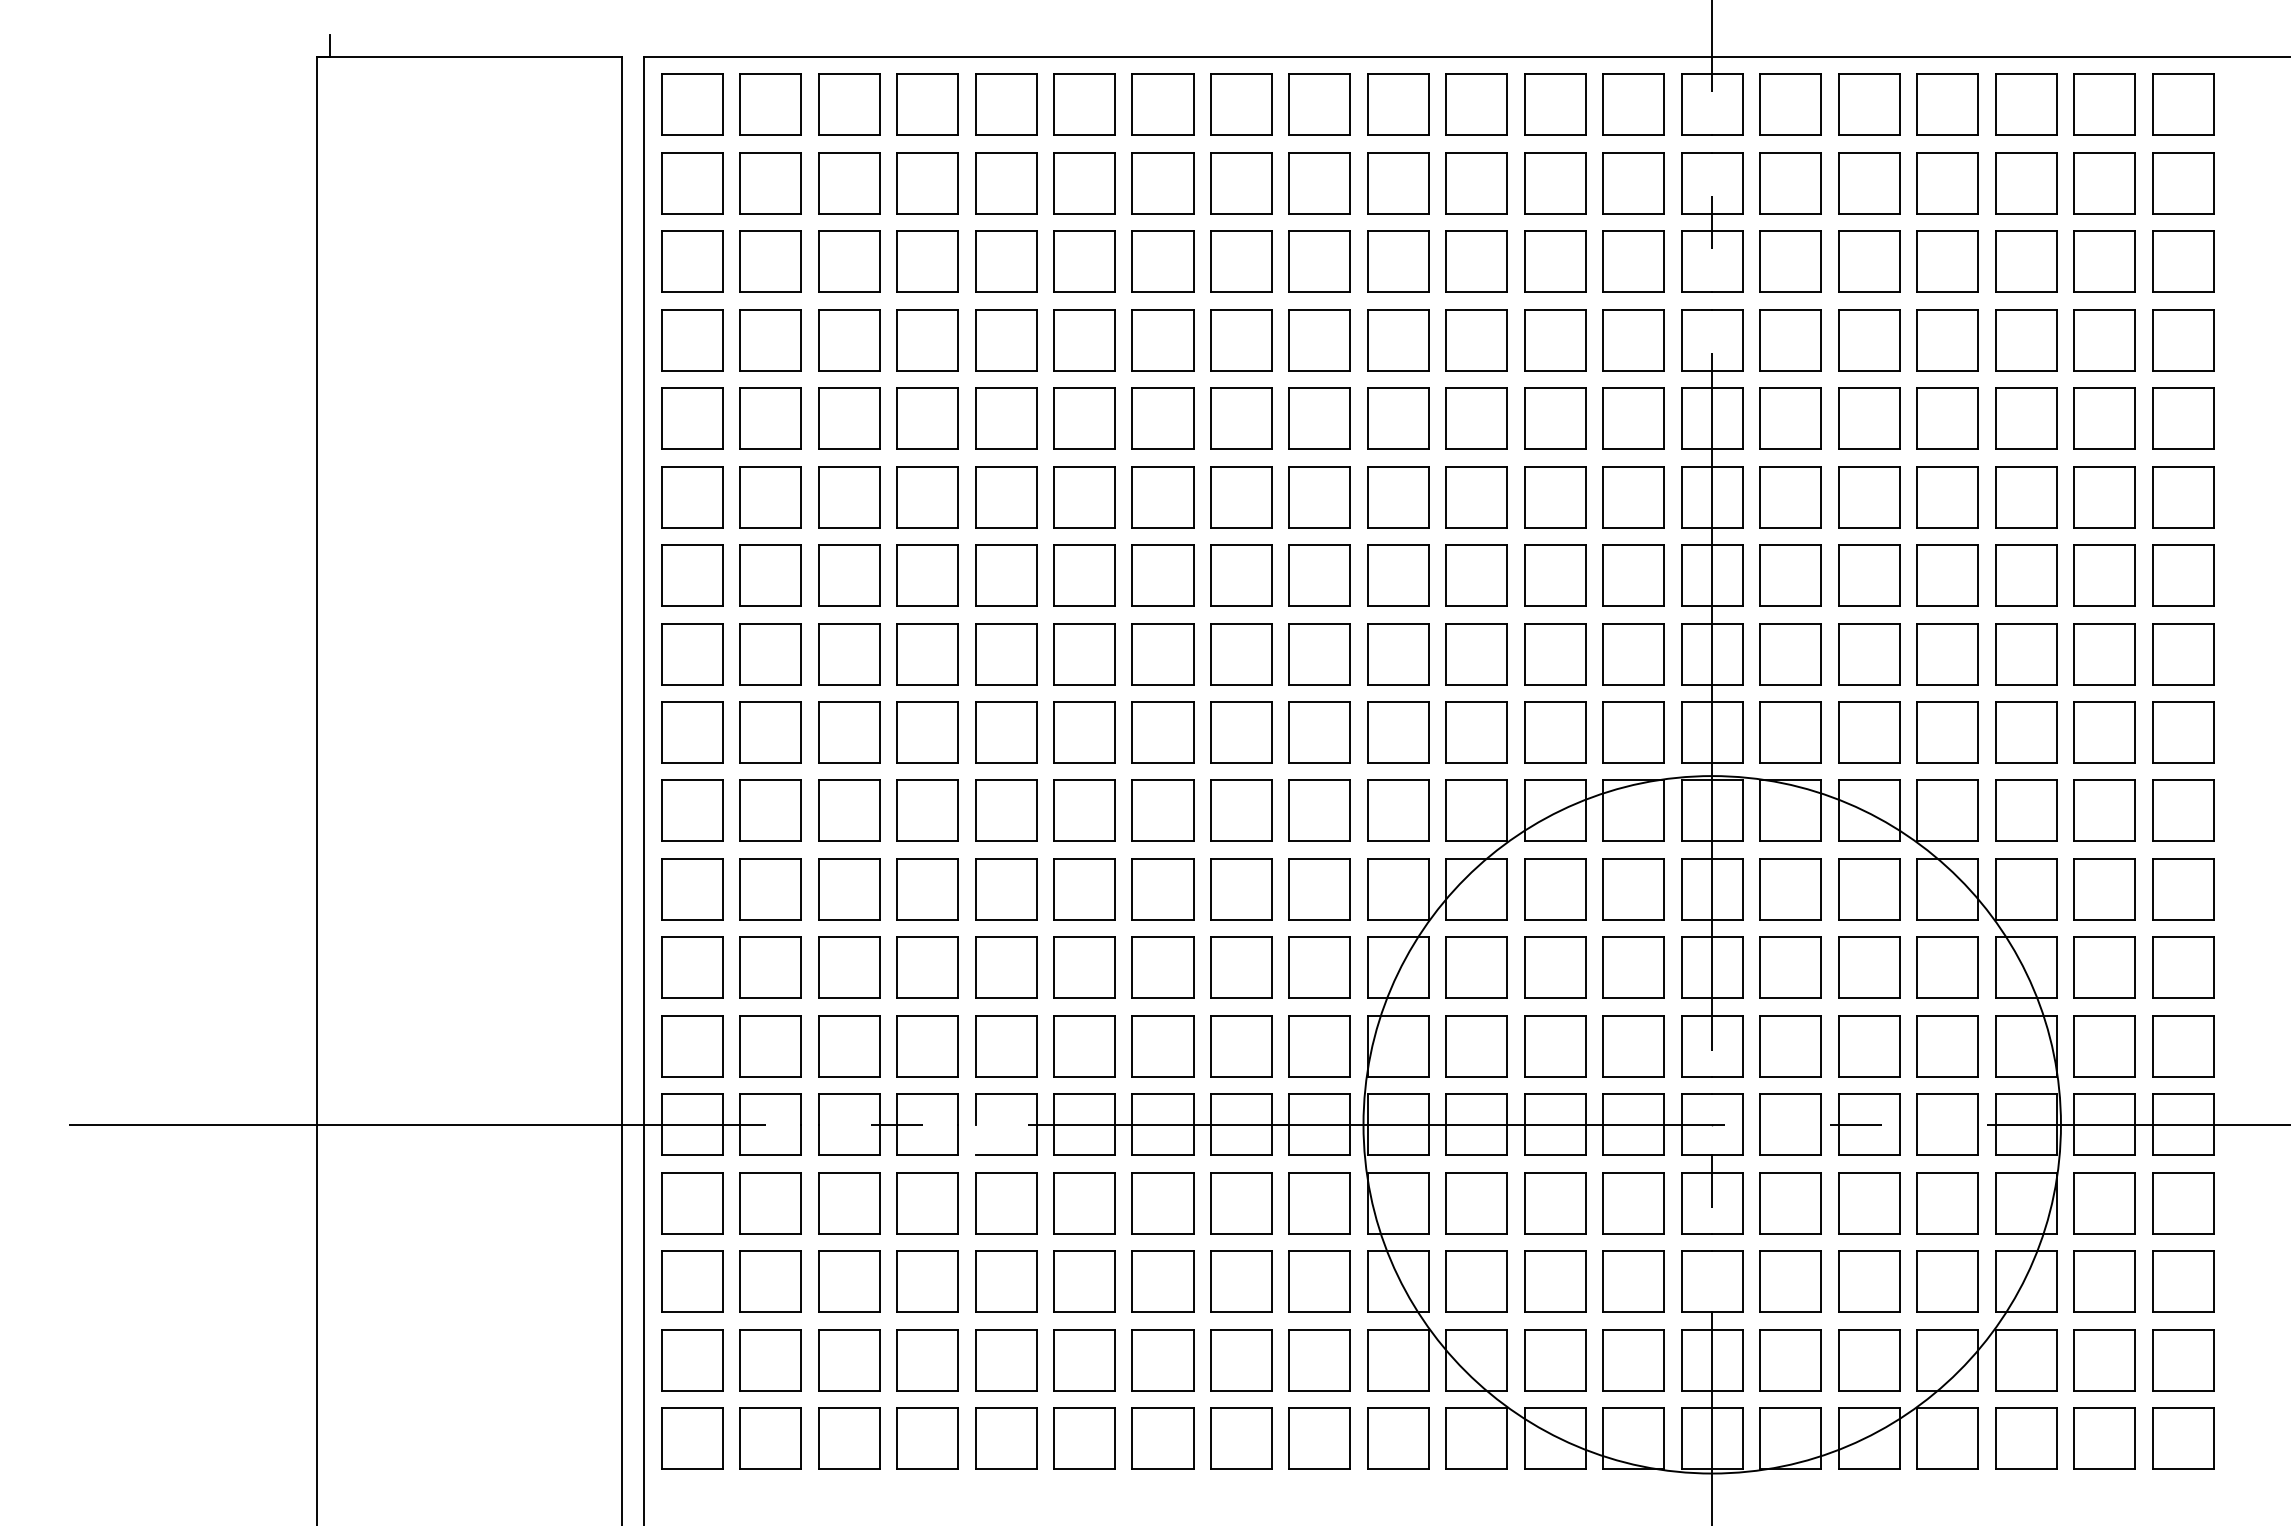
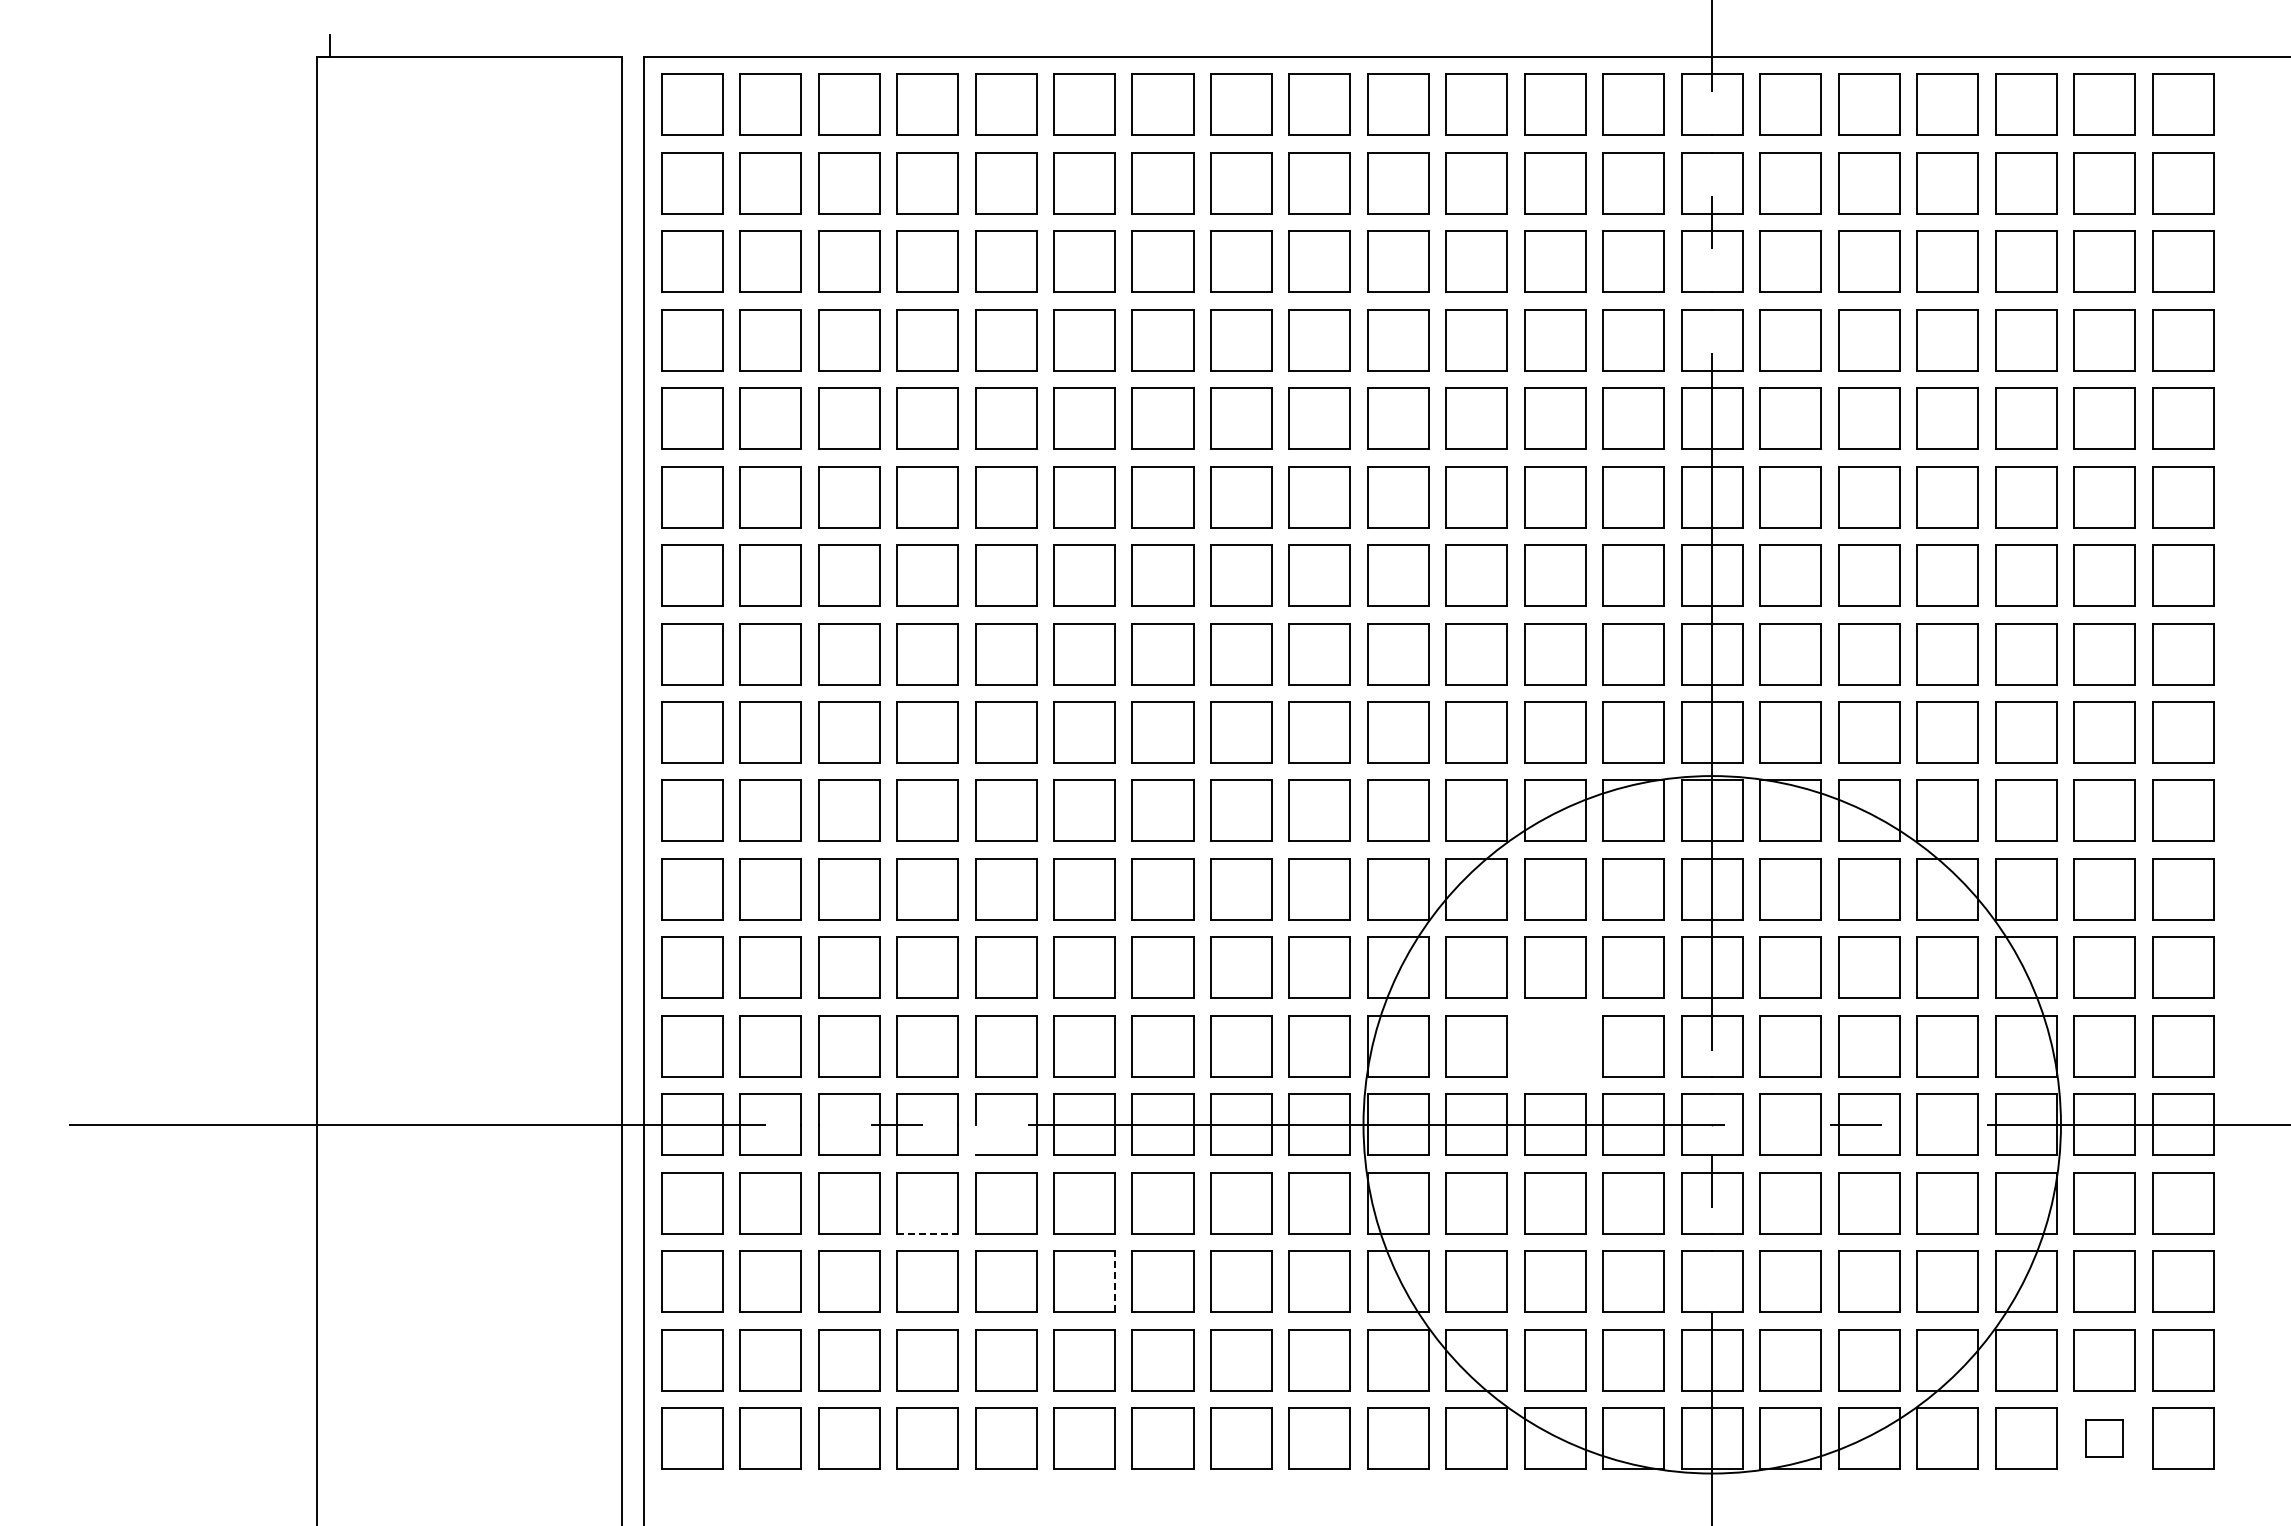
part: present -> none (1555, 1046)
line: solid -> dashed (927, 1233)
line: solid -> dashed (1115, 1281)
part size: 63x63 px -> 39x39 px (2104, 1438)
